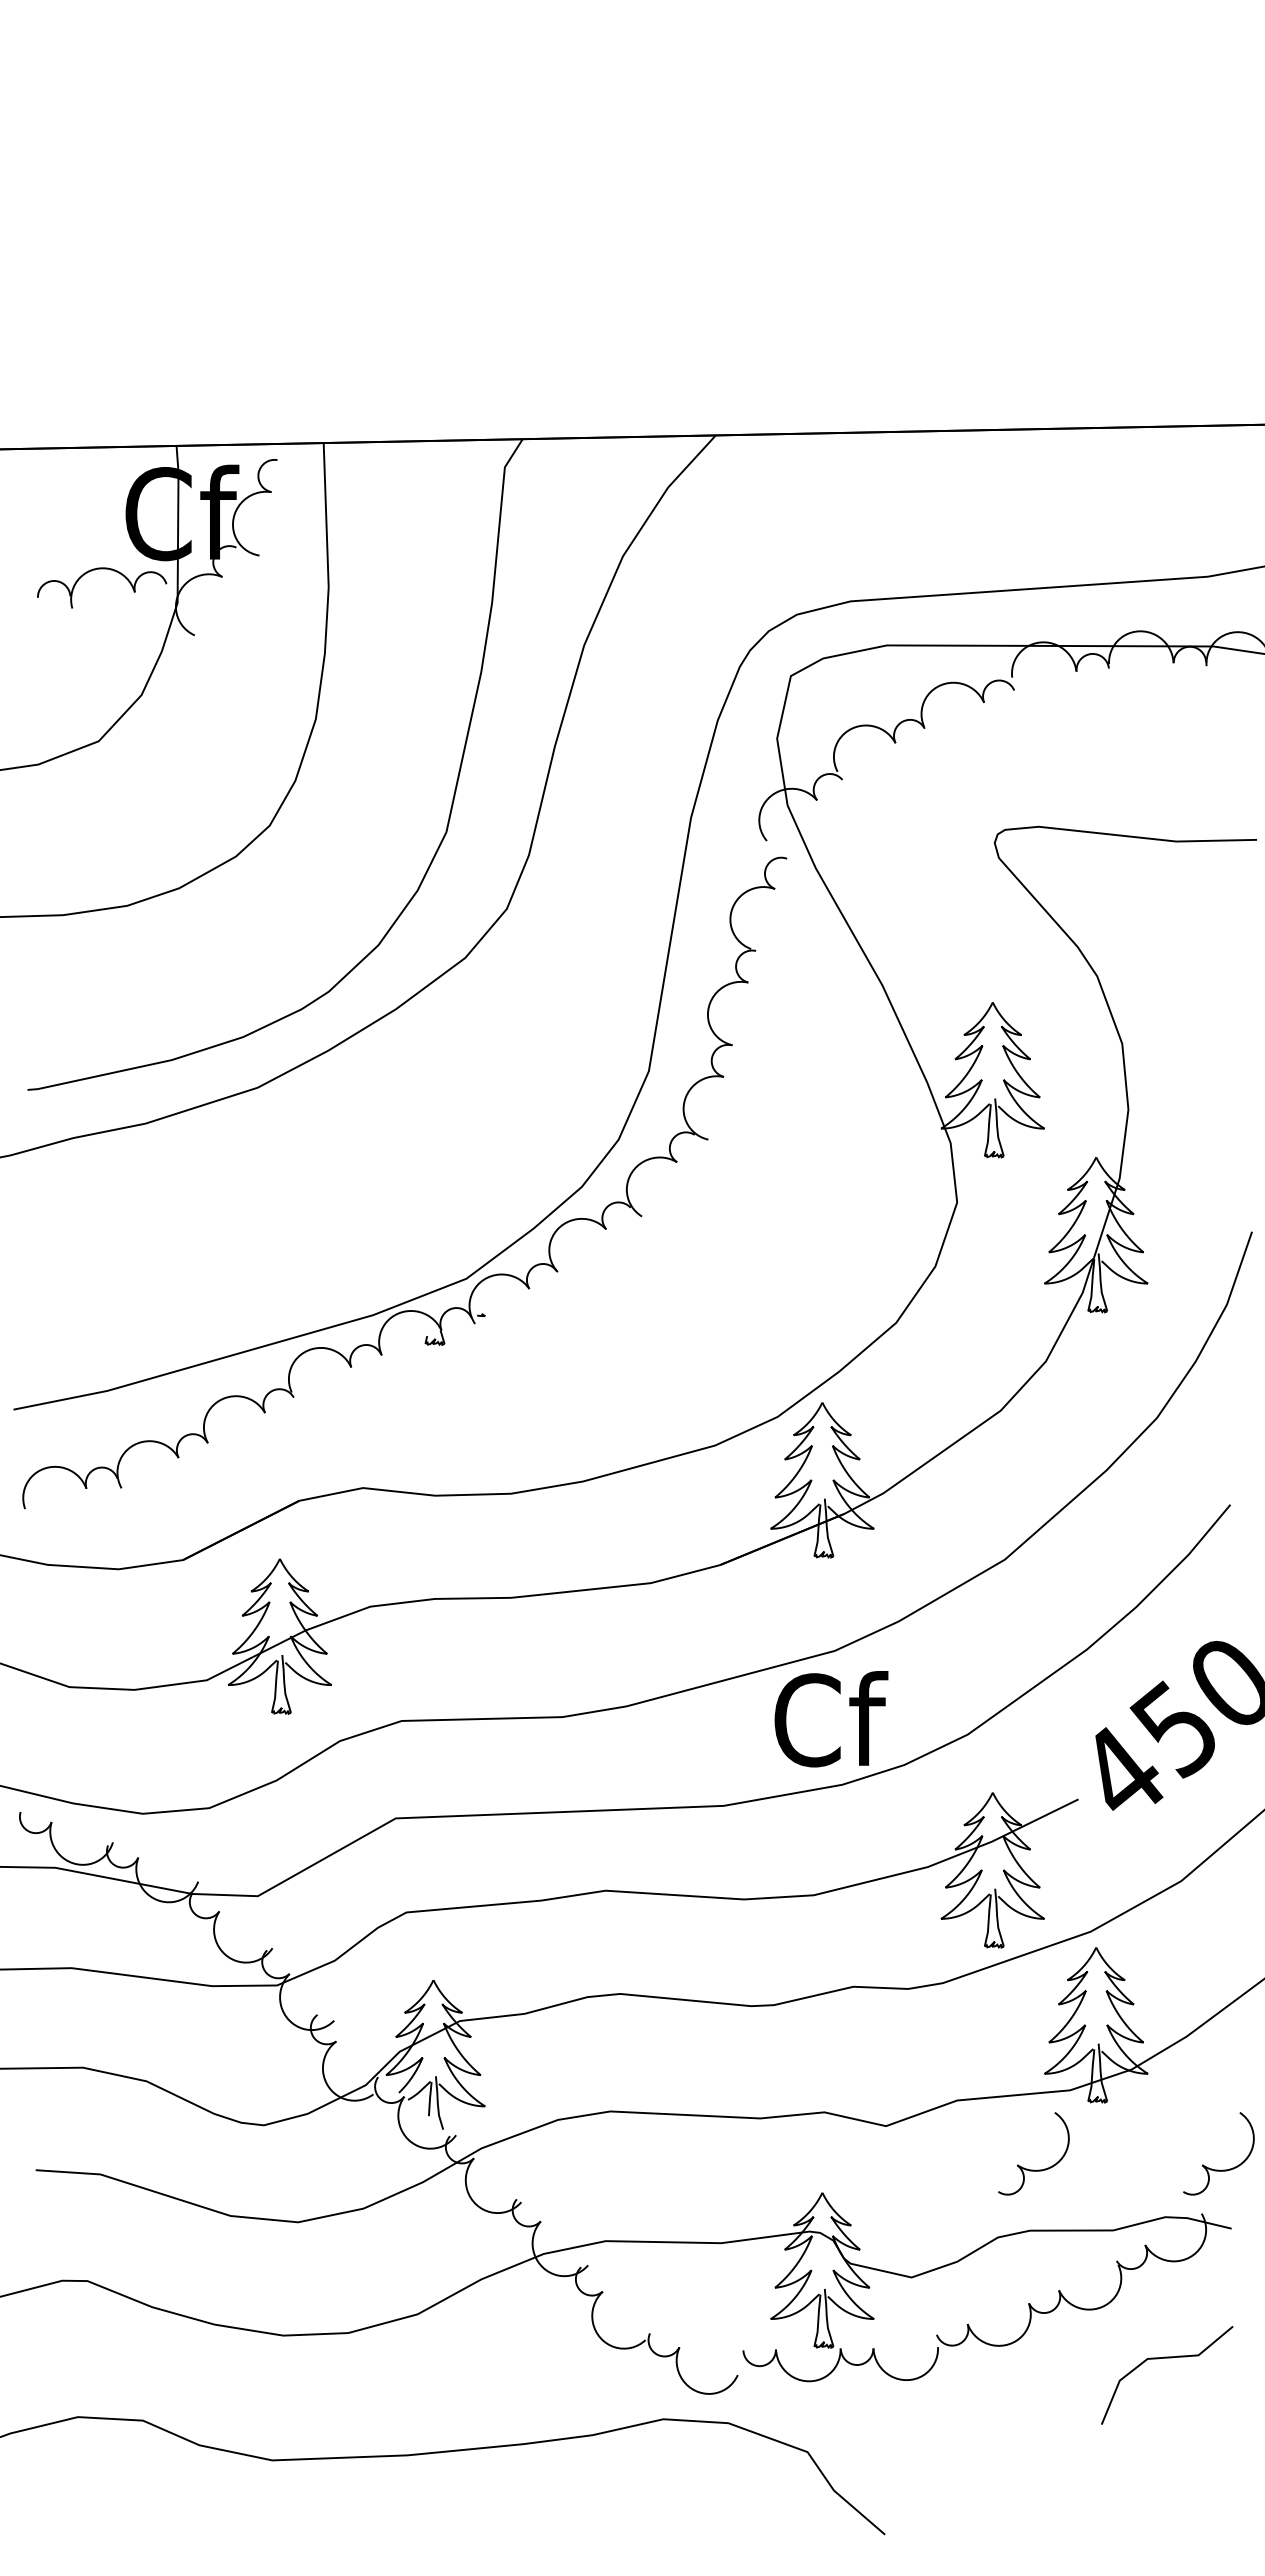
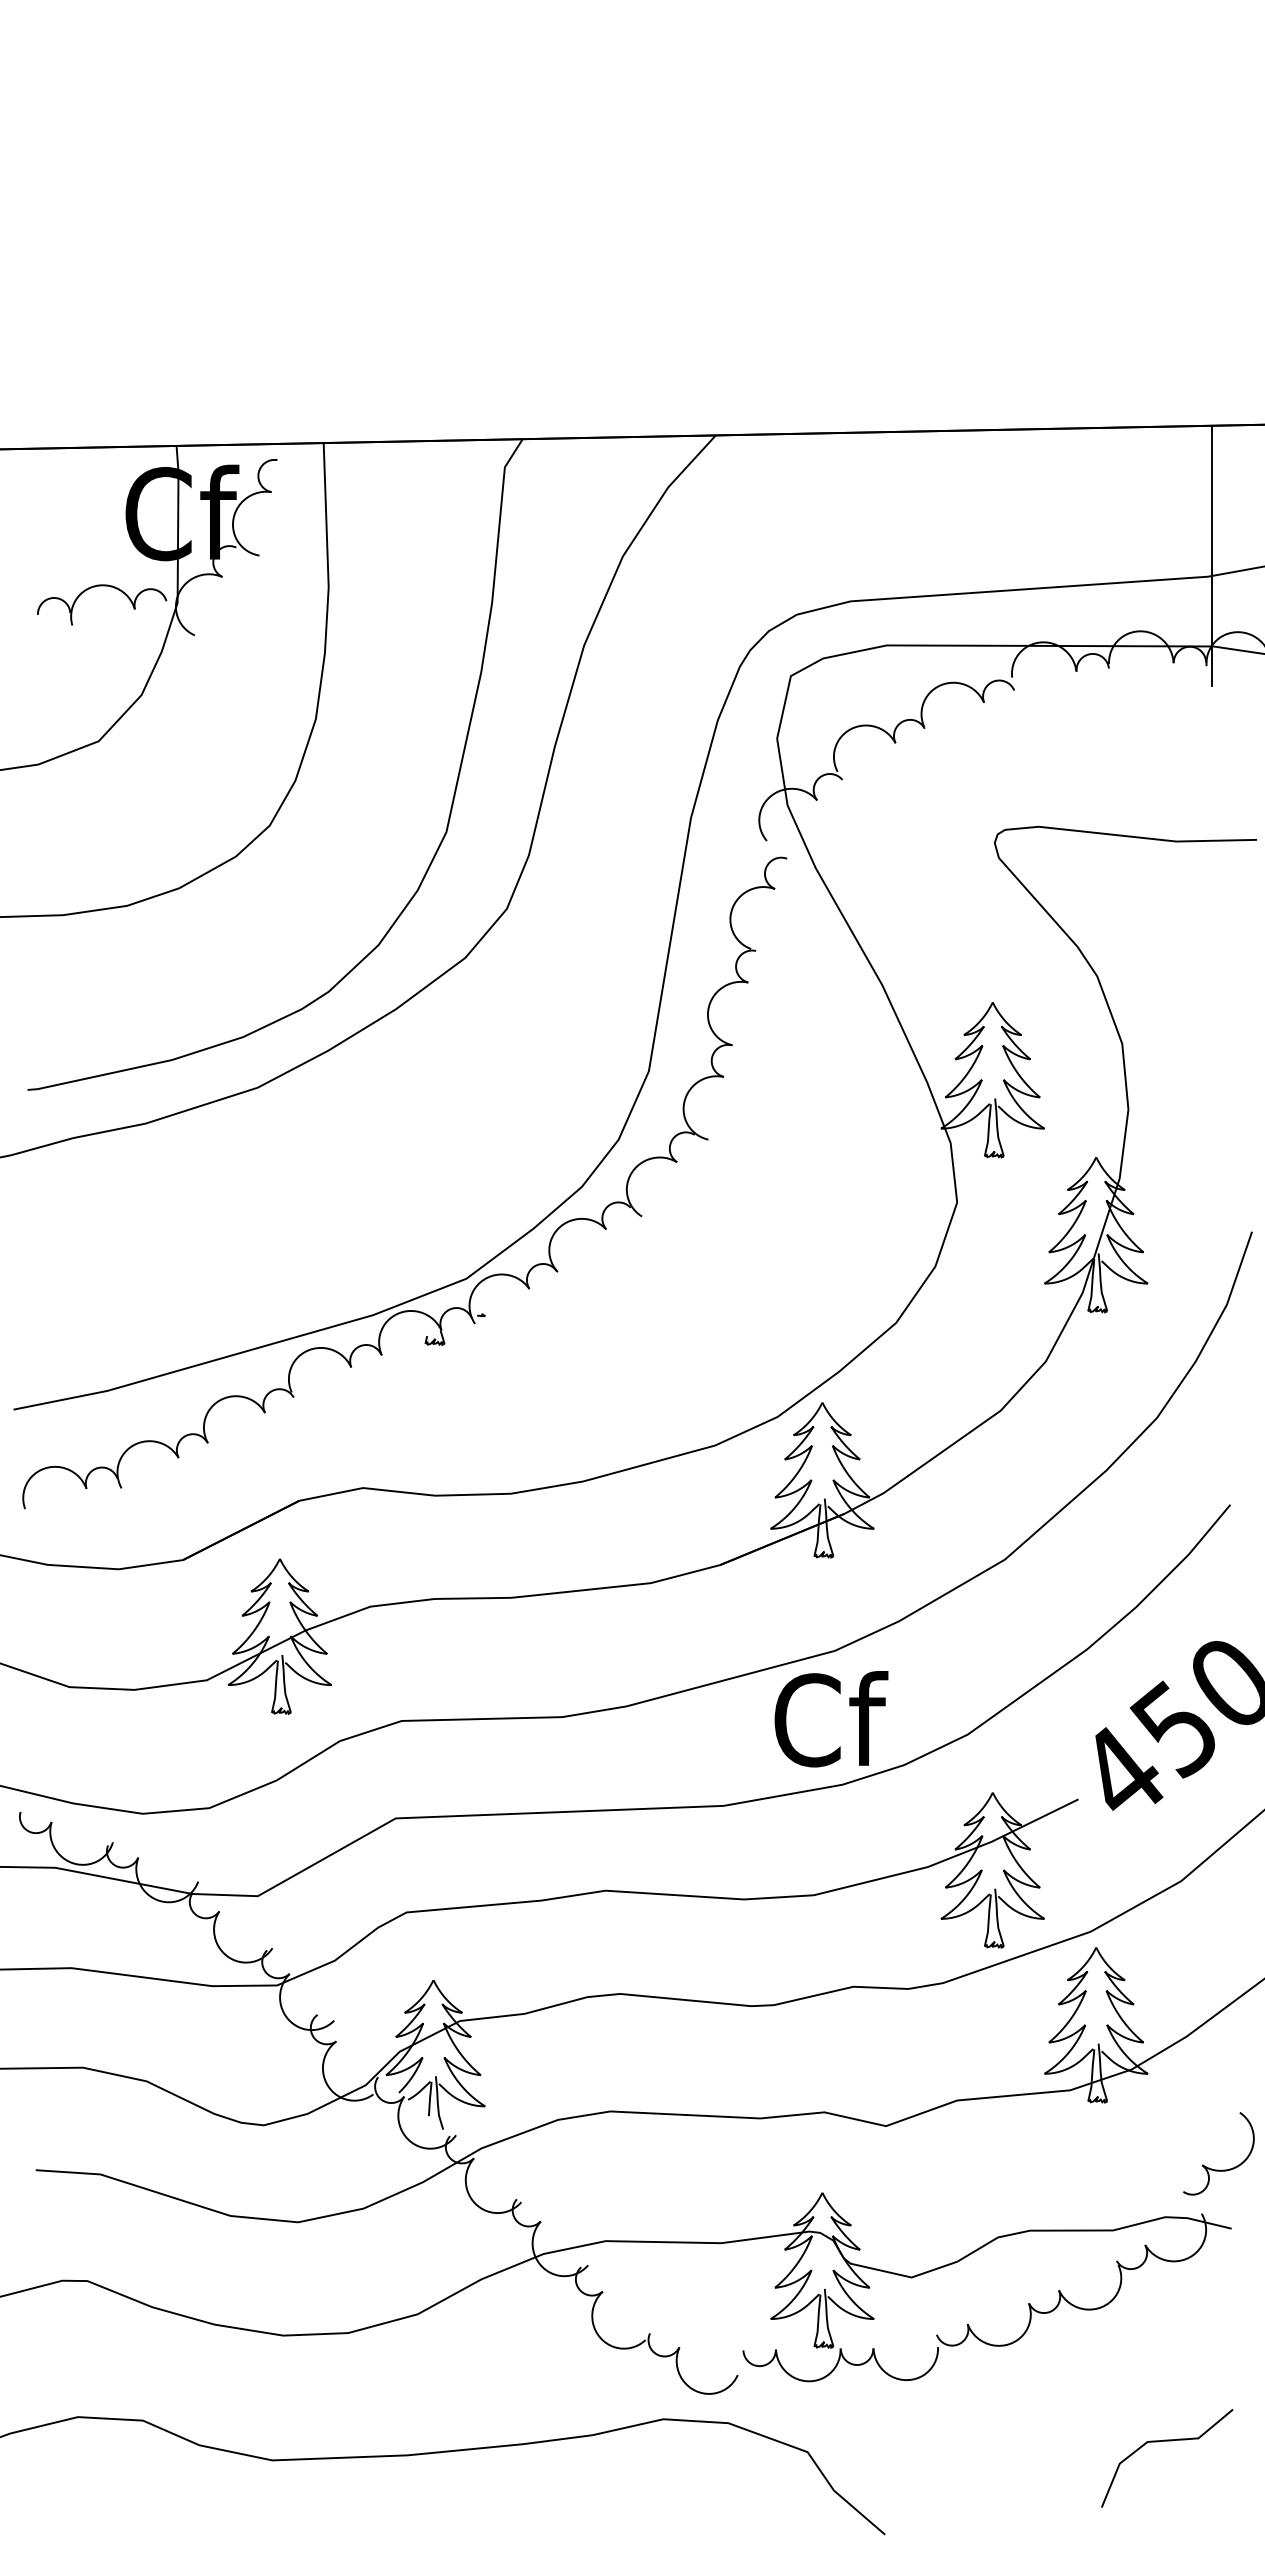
line: none -> present (1212, 555)
part position: (102, 569) -> (102, 586) (102, 586)
part: present -> none (1033, 2169)
line position: (1167, 2358) -> (1167, 2441) (1167, 2441)
